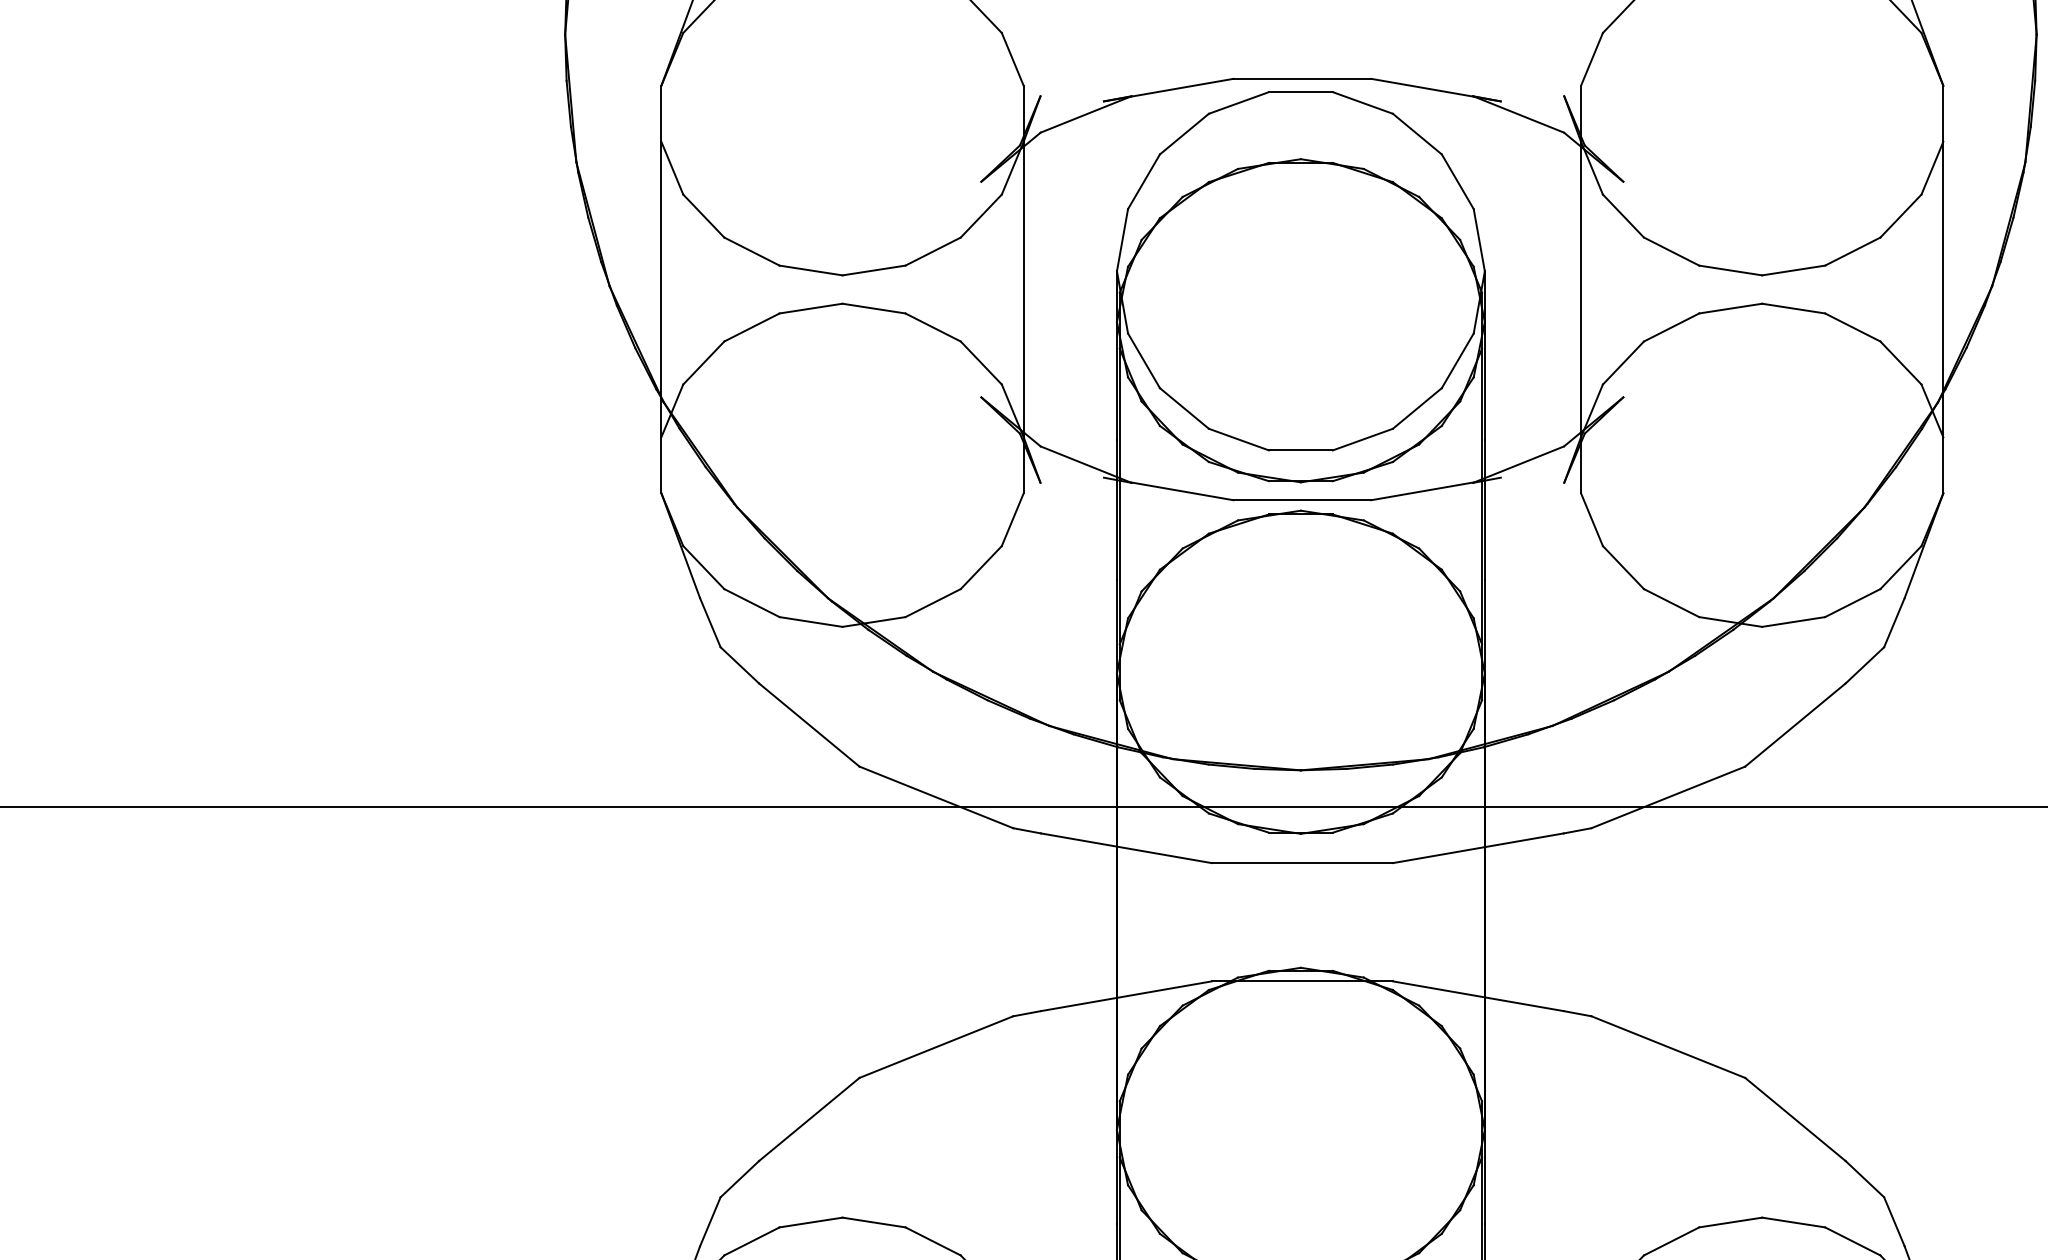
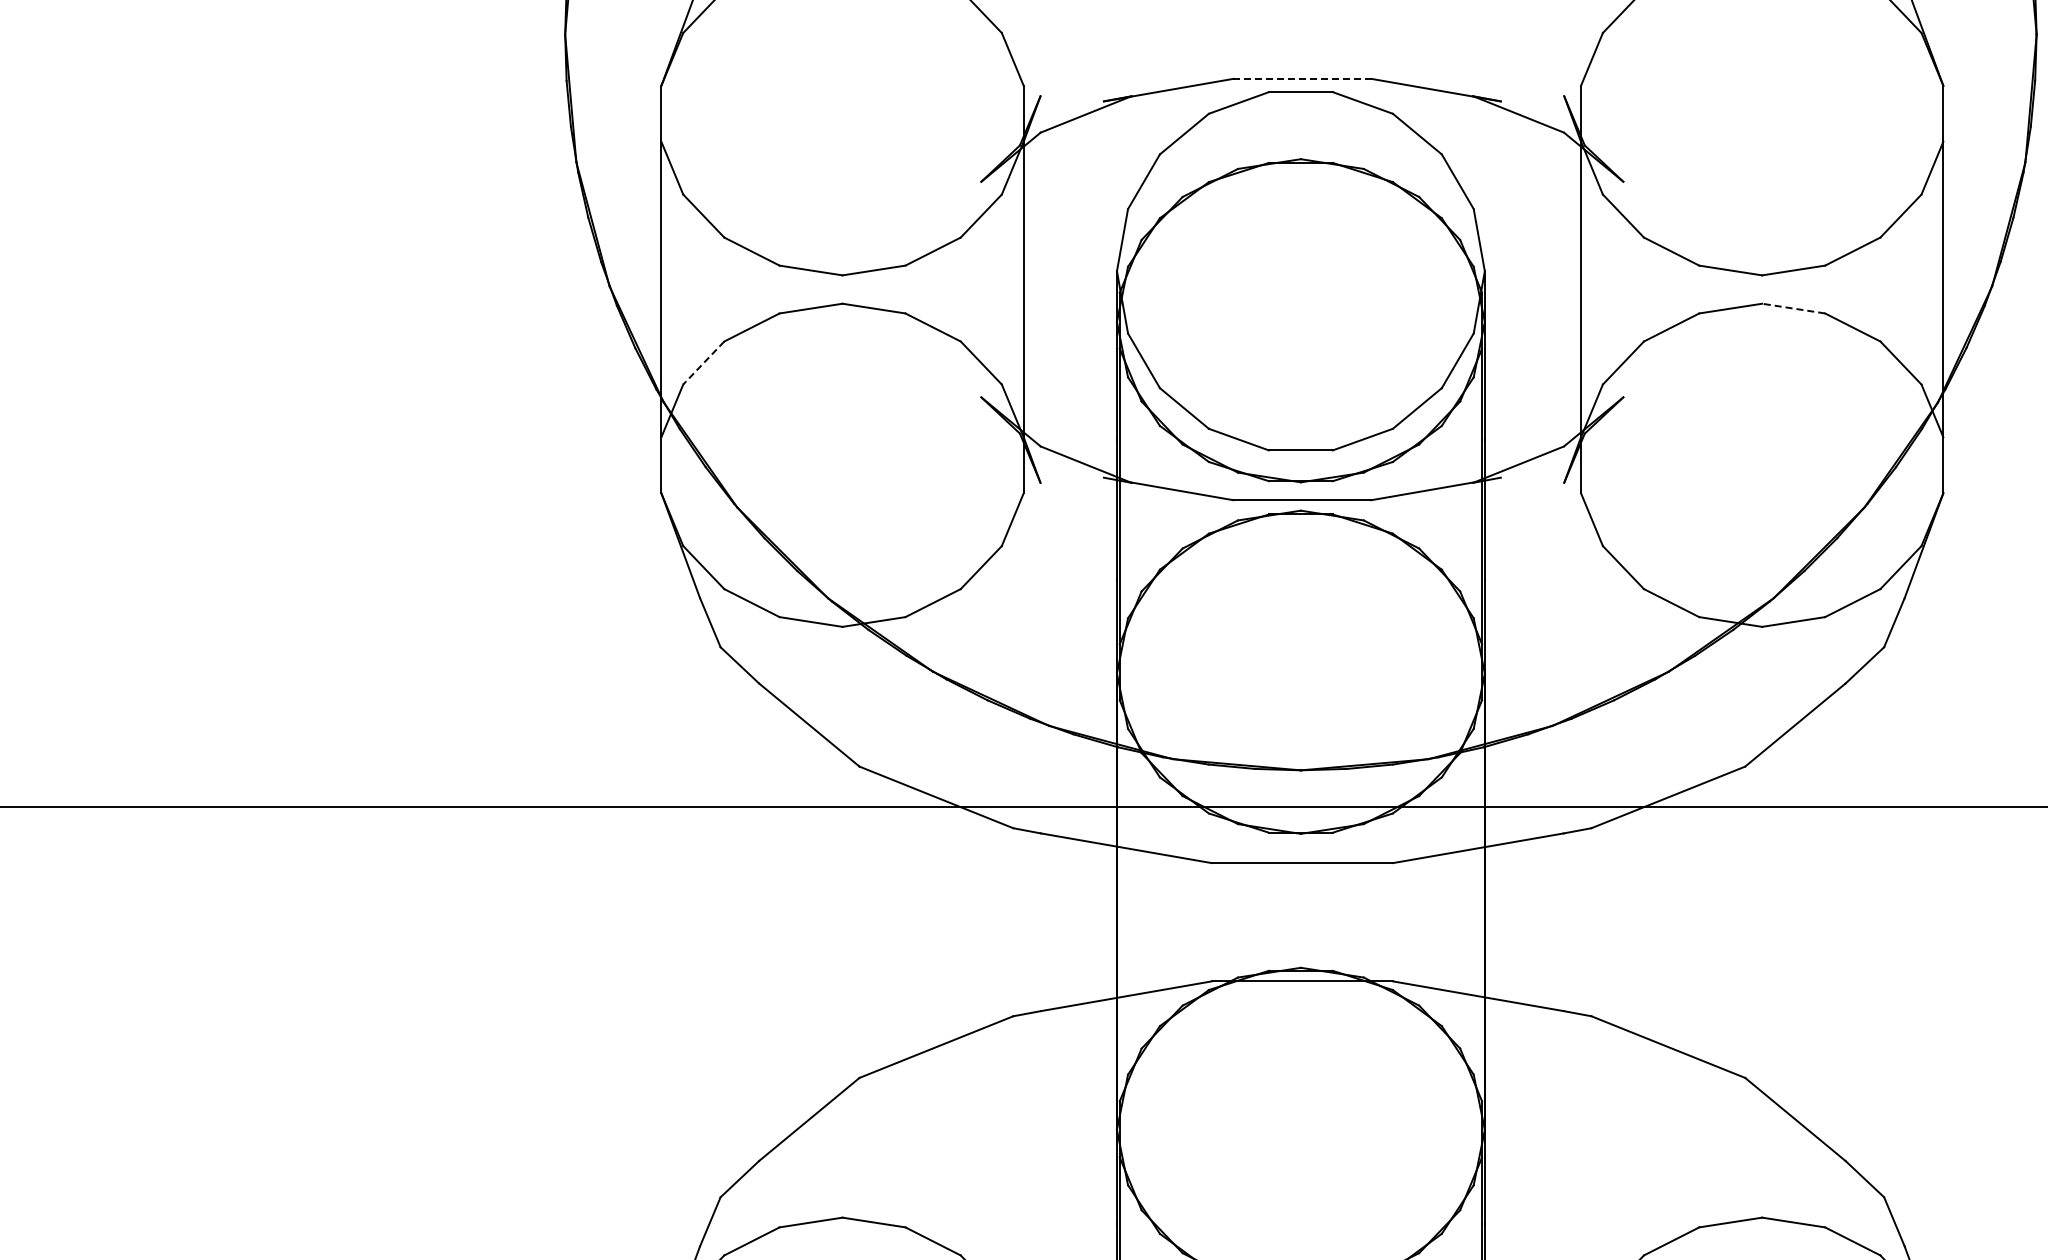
line: solid -> dashed (1302, 78)
line: solid -> dashed (1793, 308)
line: solid -> dashed (703, 363)
